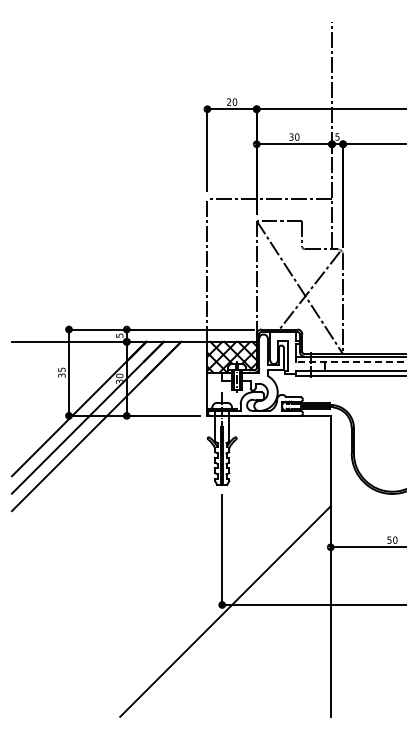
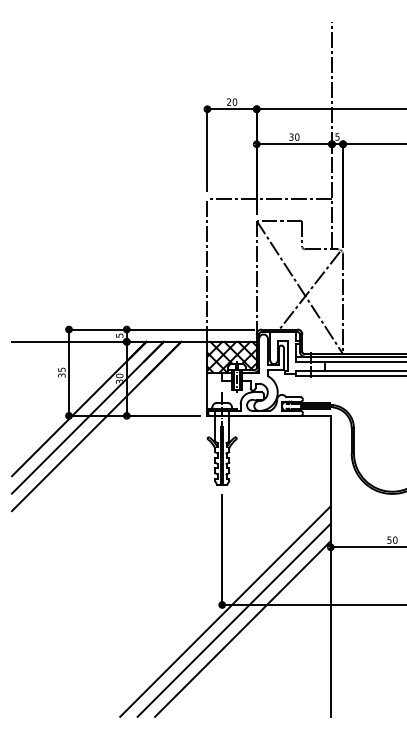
line: dashed -> solid (351, 361)
line: none -> present (233, 619)
line: none -> present (242, 628)
